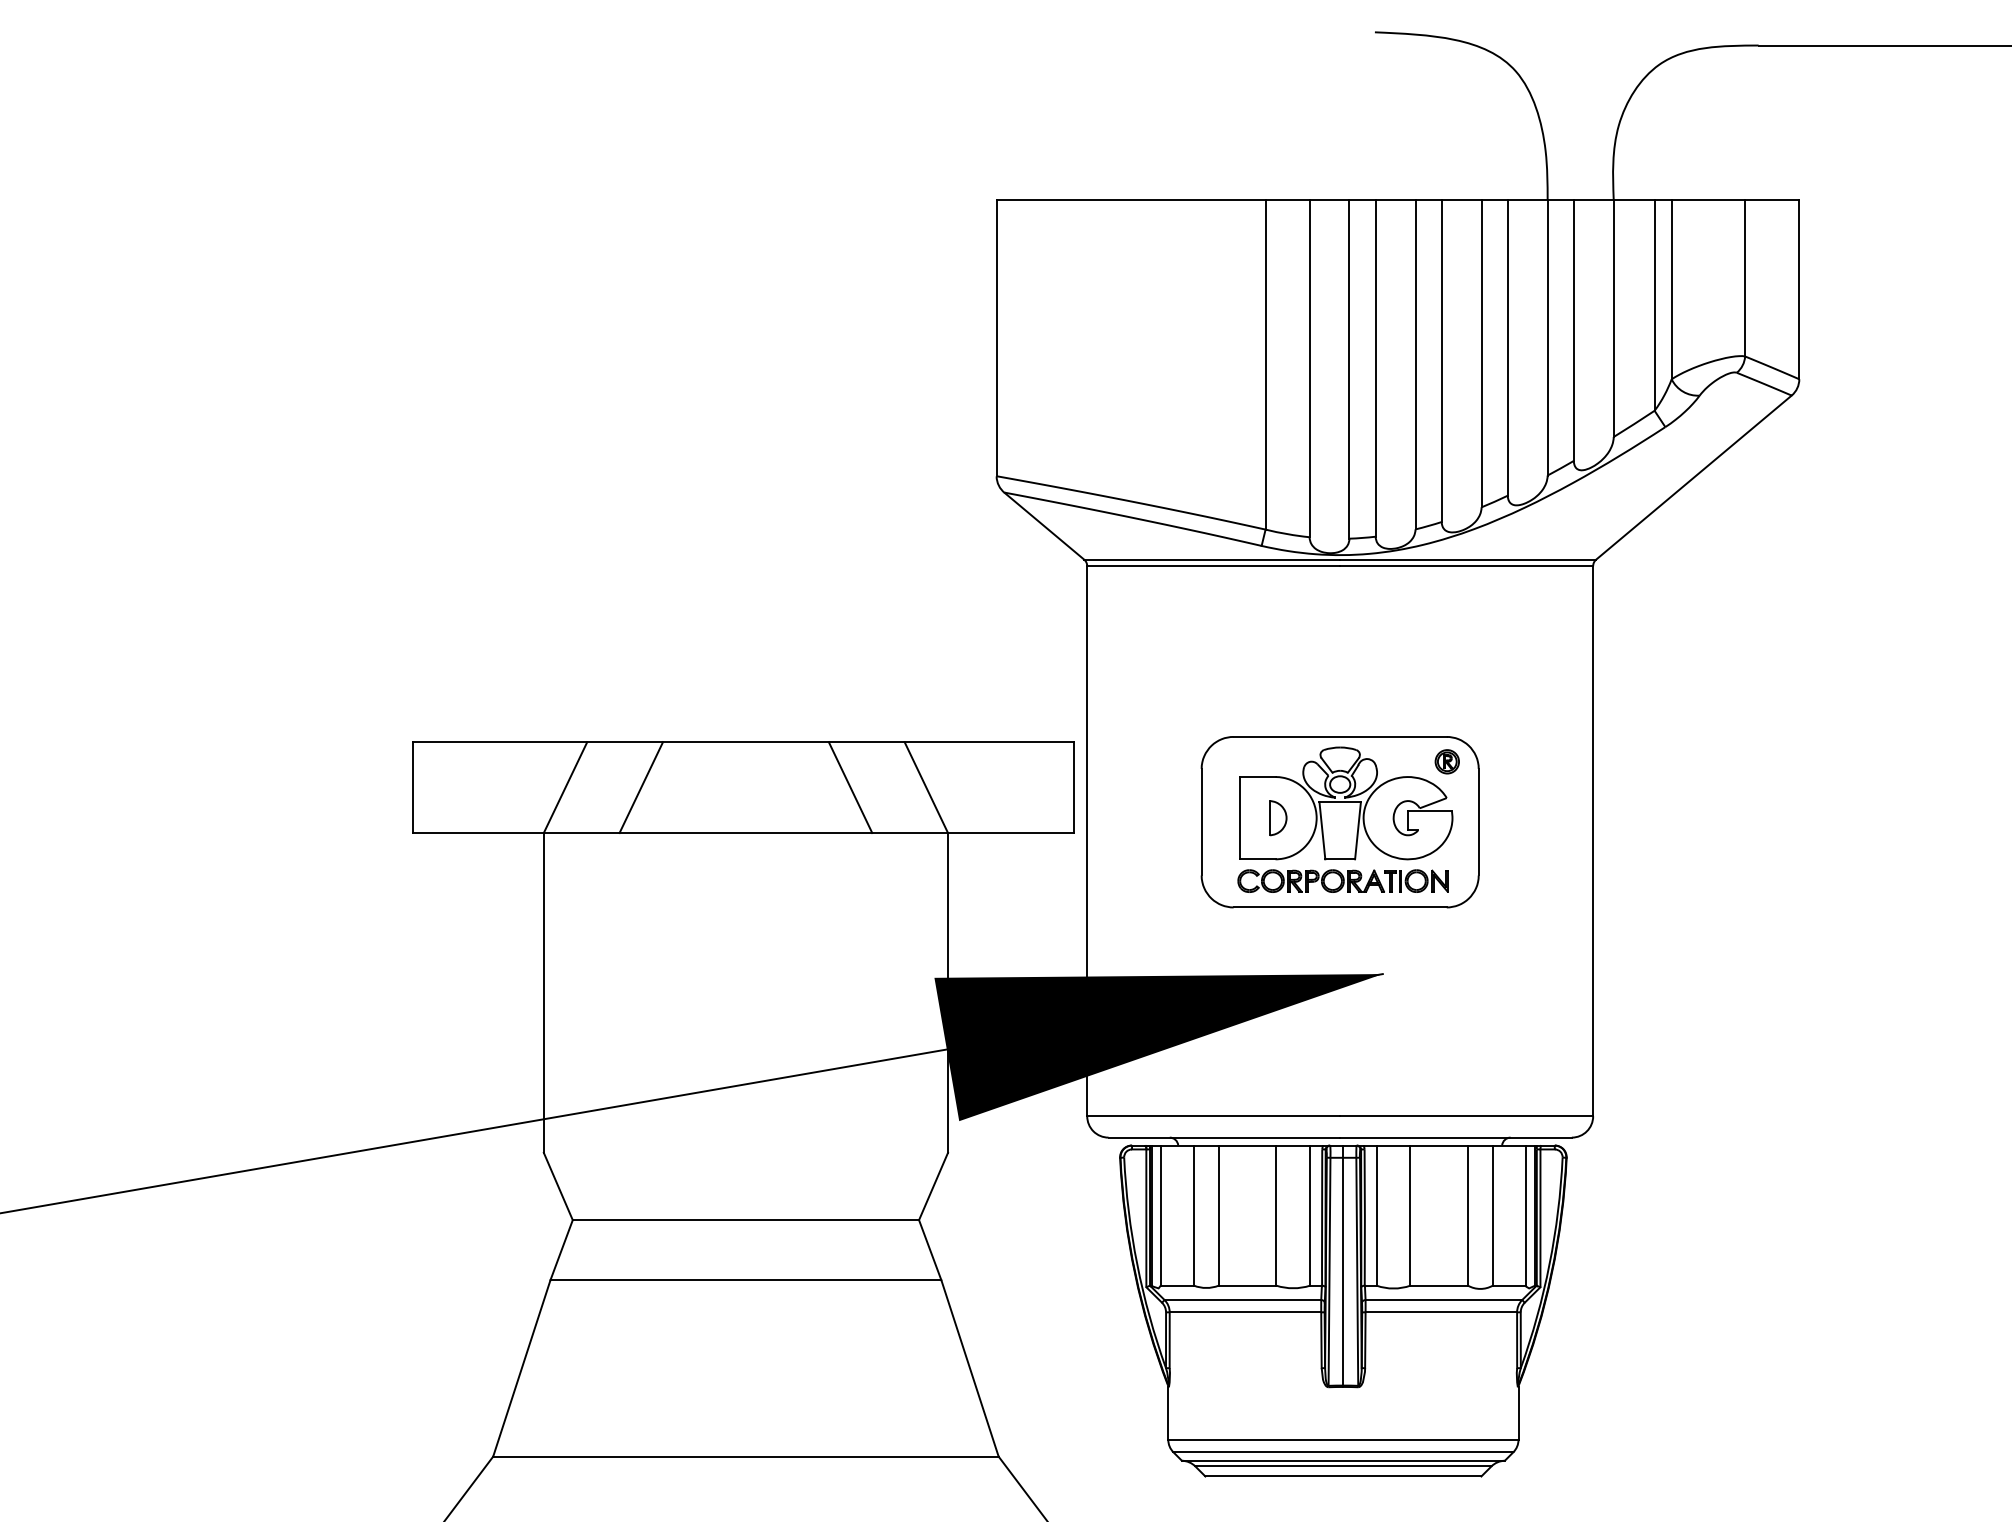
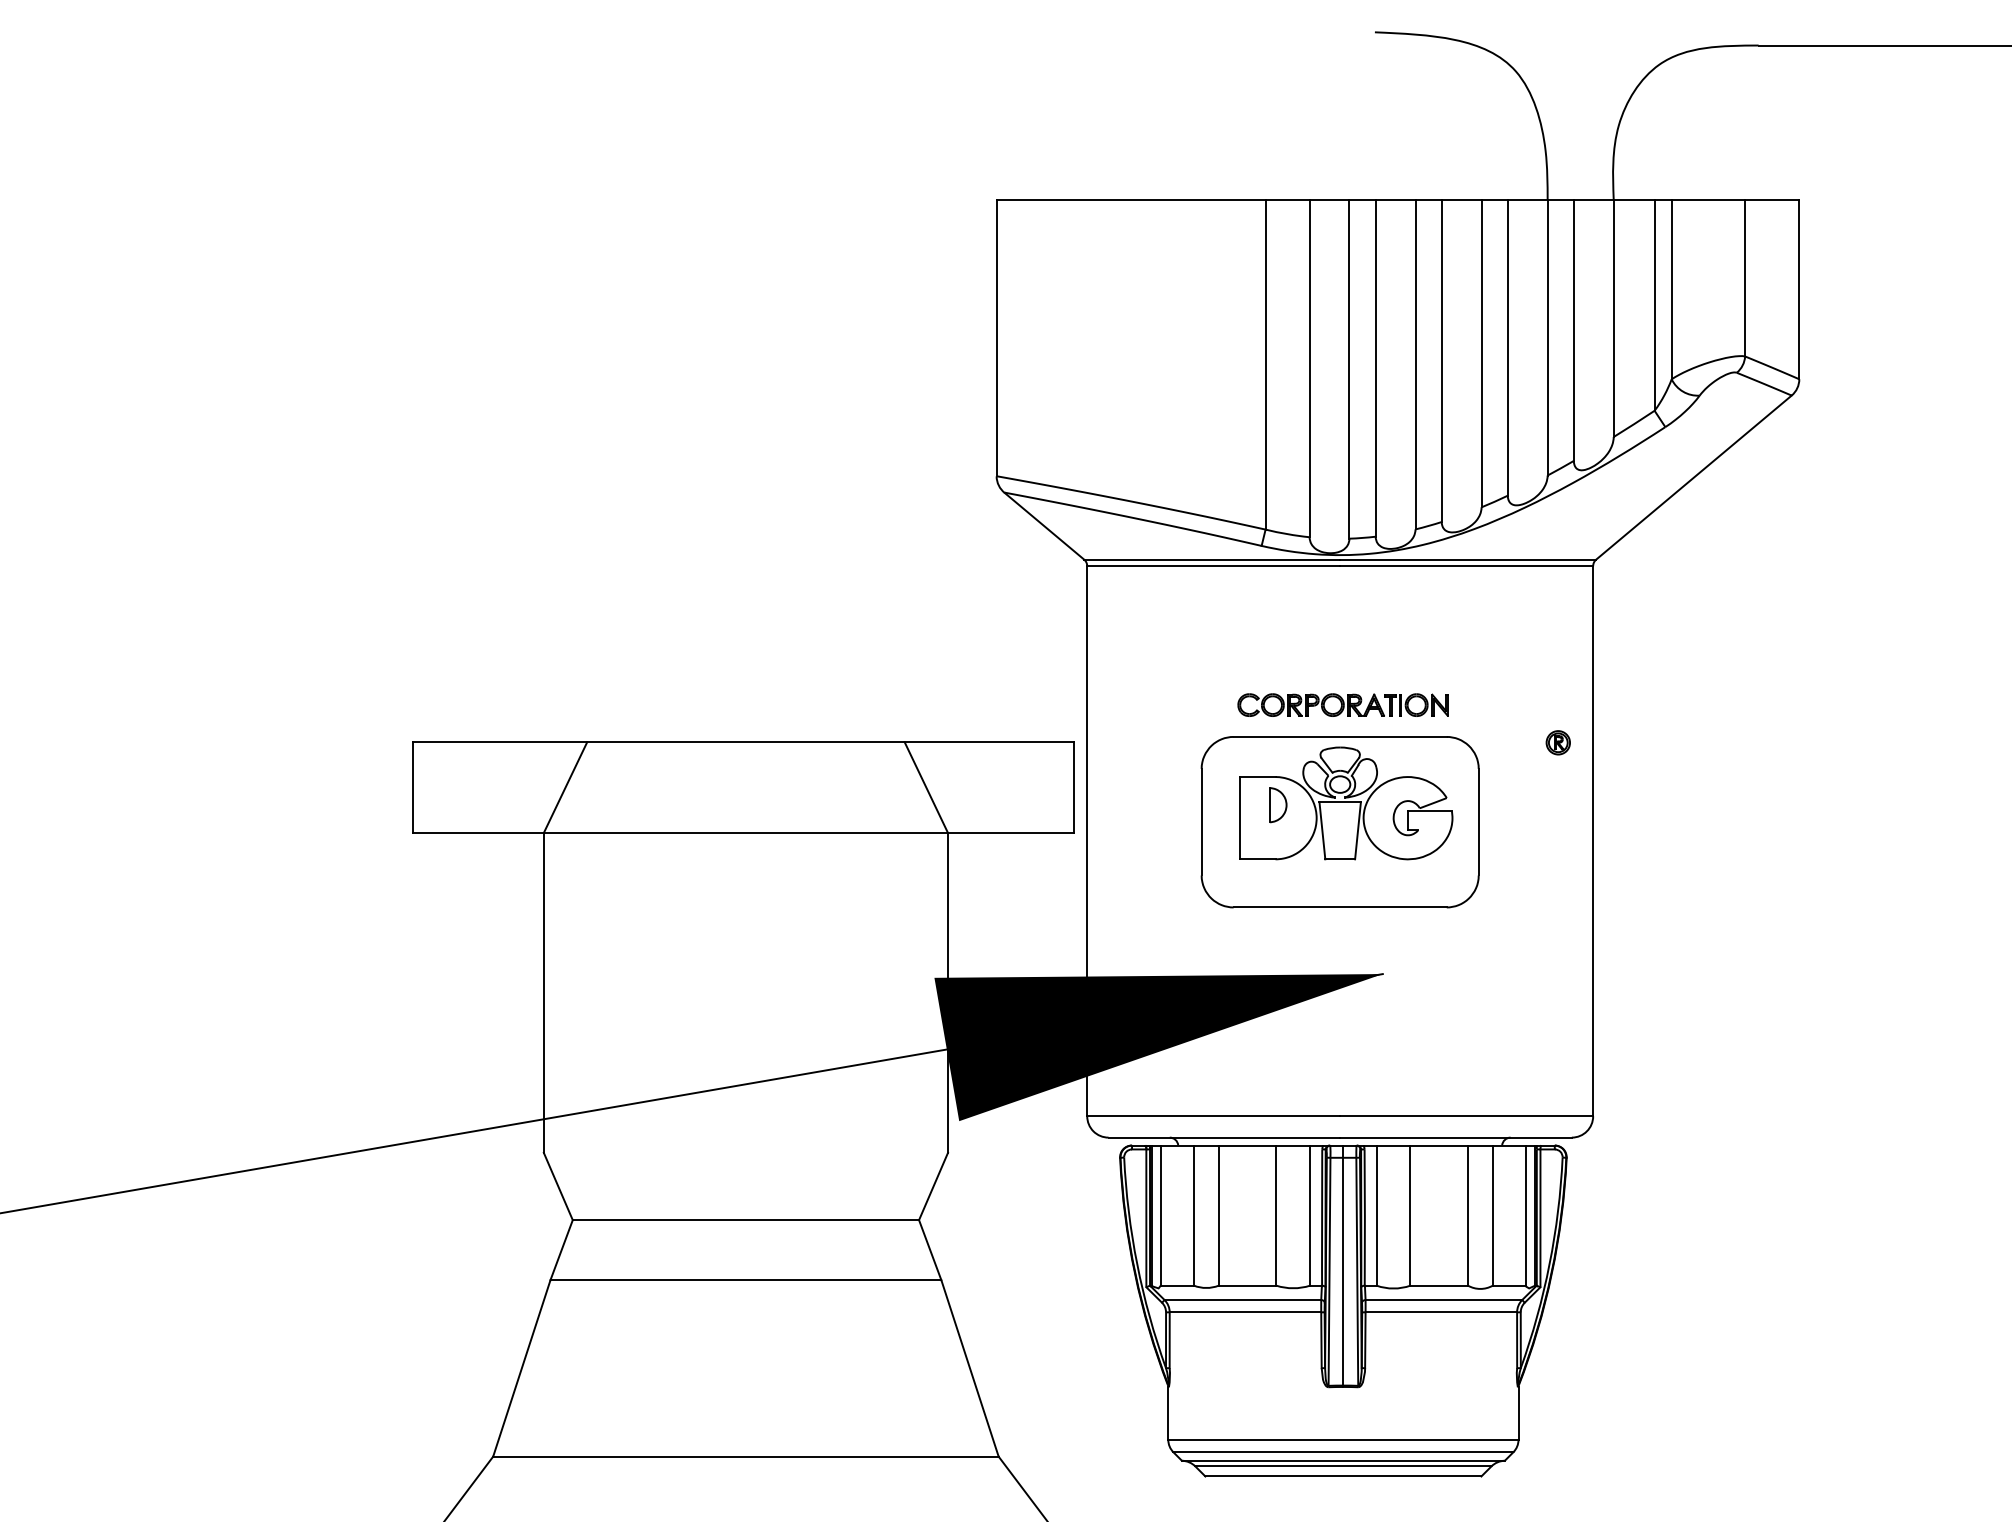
part position: (1446, 761) -> (1557, 742) (1557, 742)
line: present -> none (641, 787)
line: present -> none (850, 787)
part position: (1278, 818) -> (1278, 805) (1278, 805)
part position: (1342, 880) -> (1342, 704) (1342, 704)
